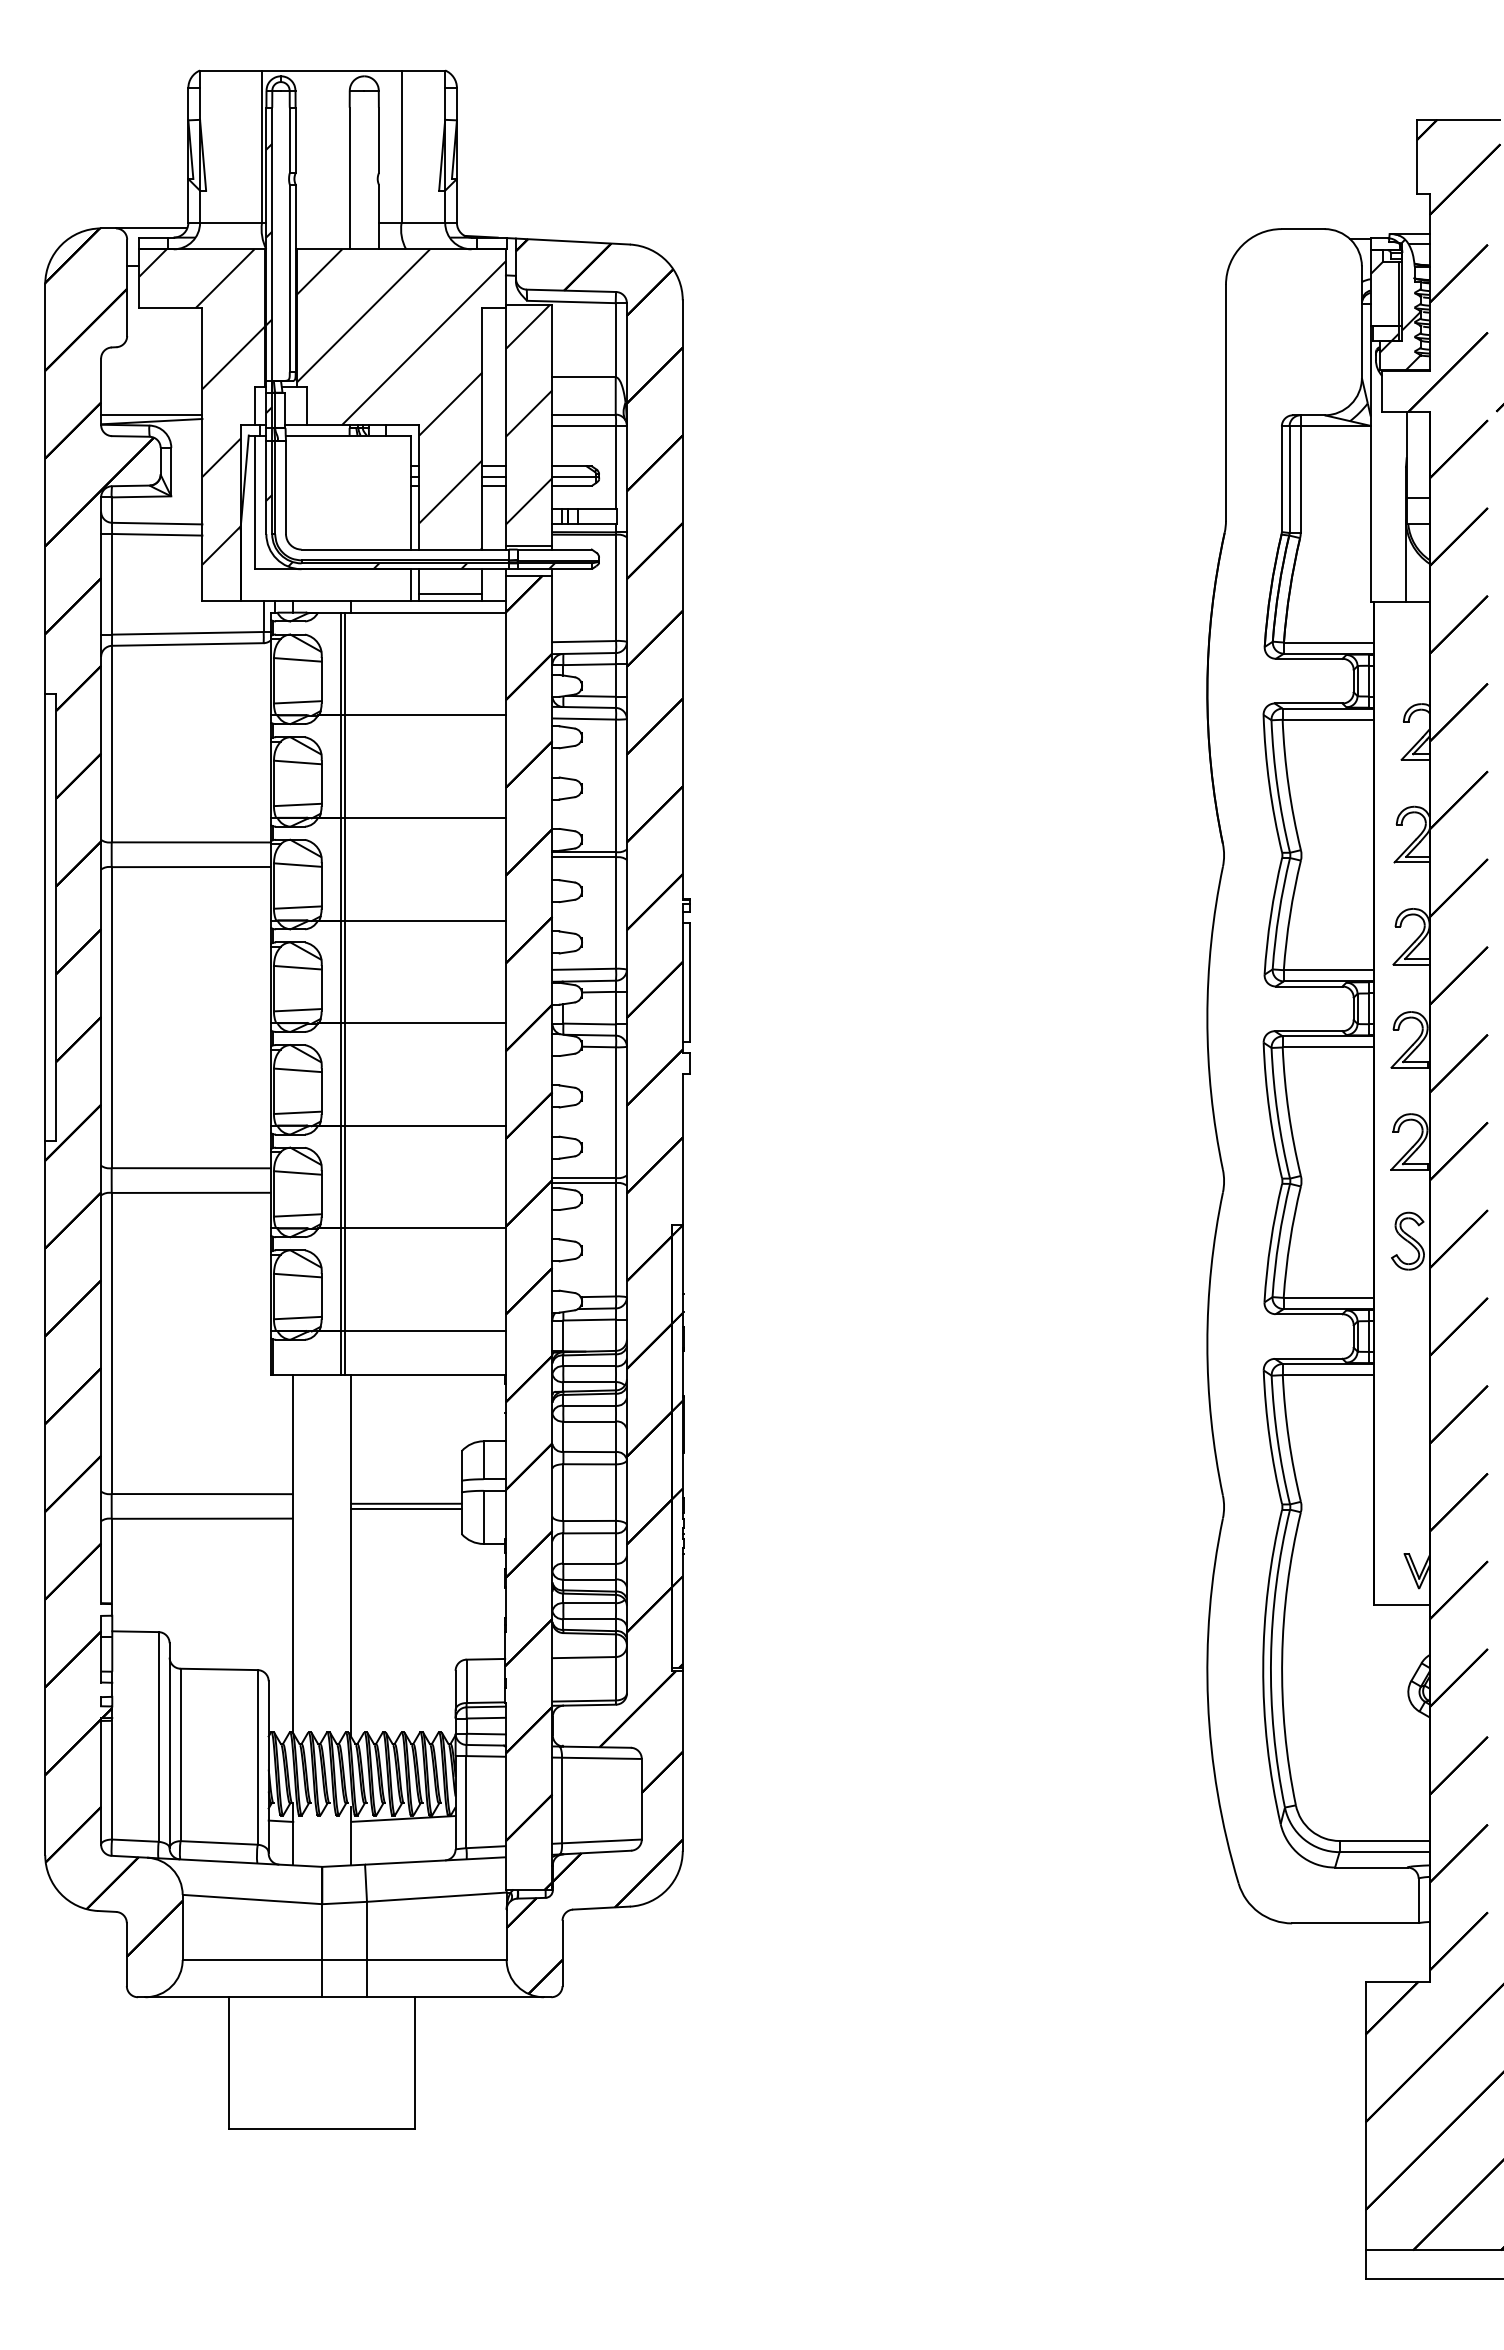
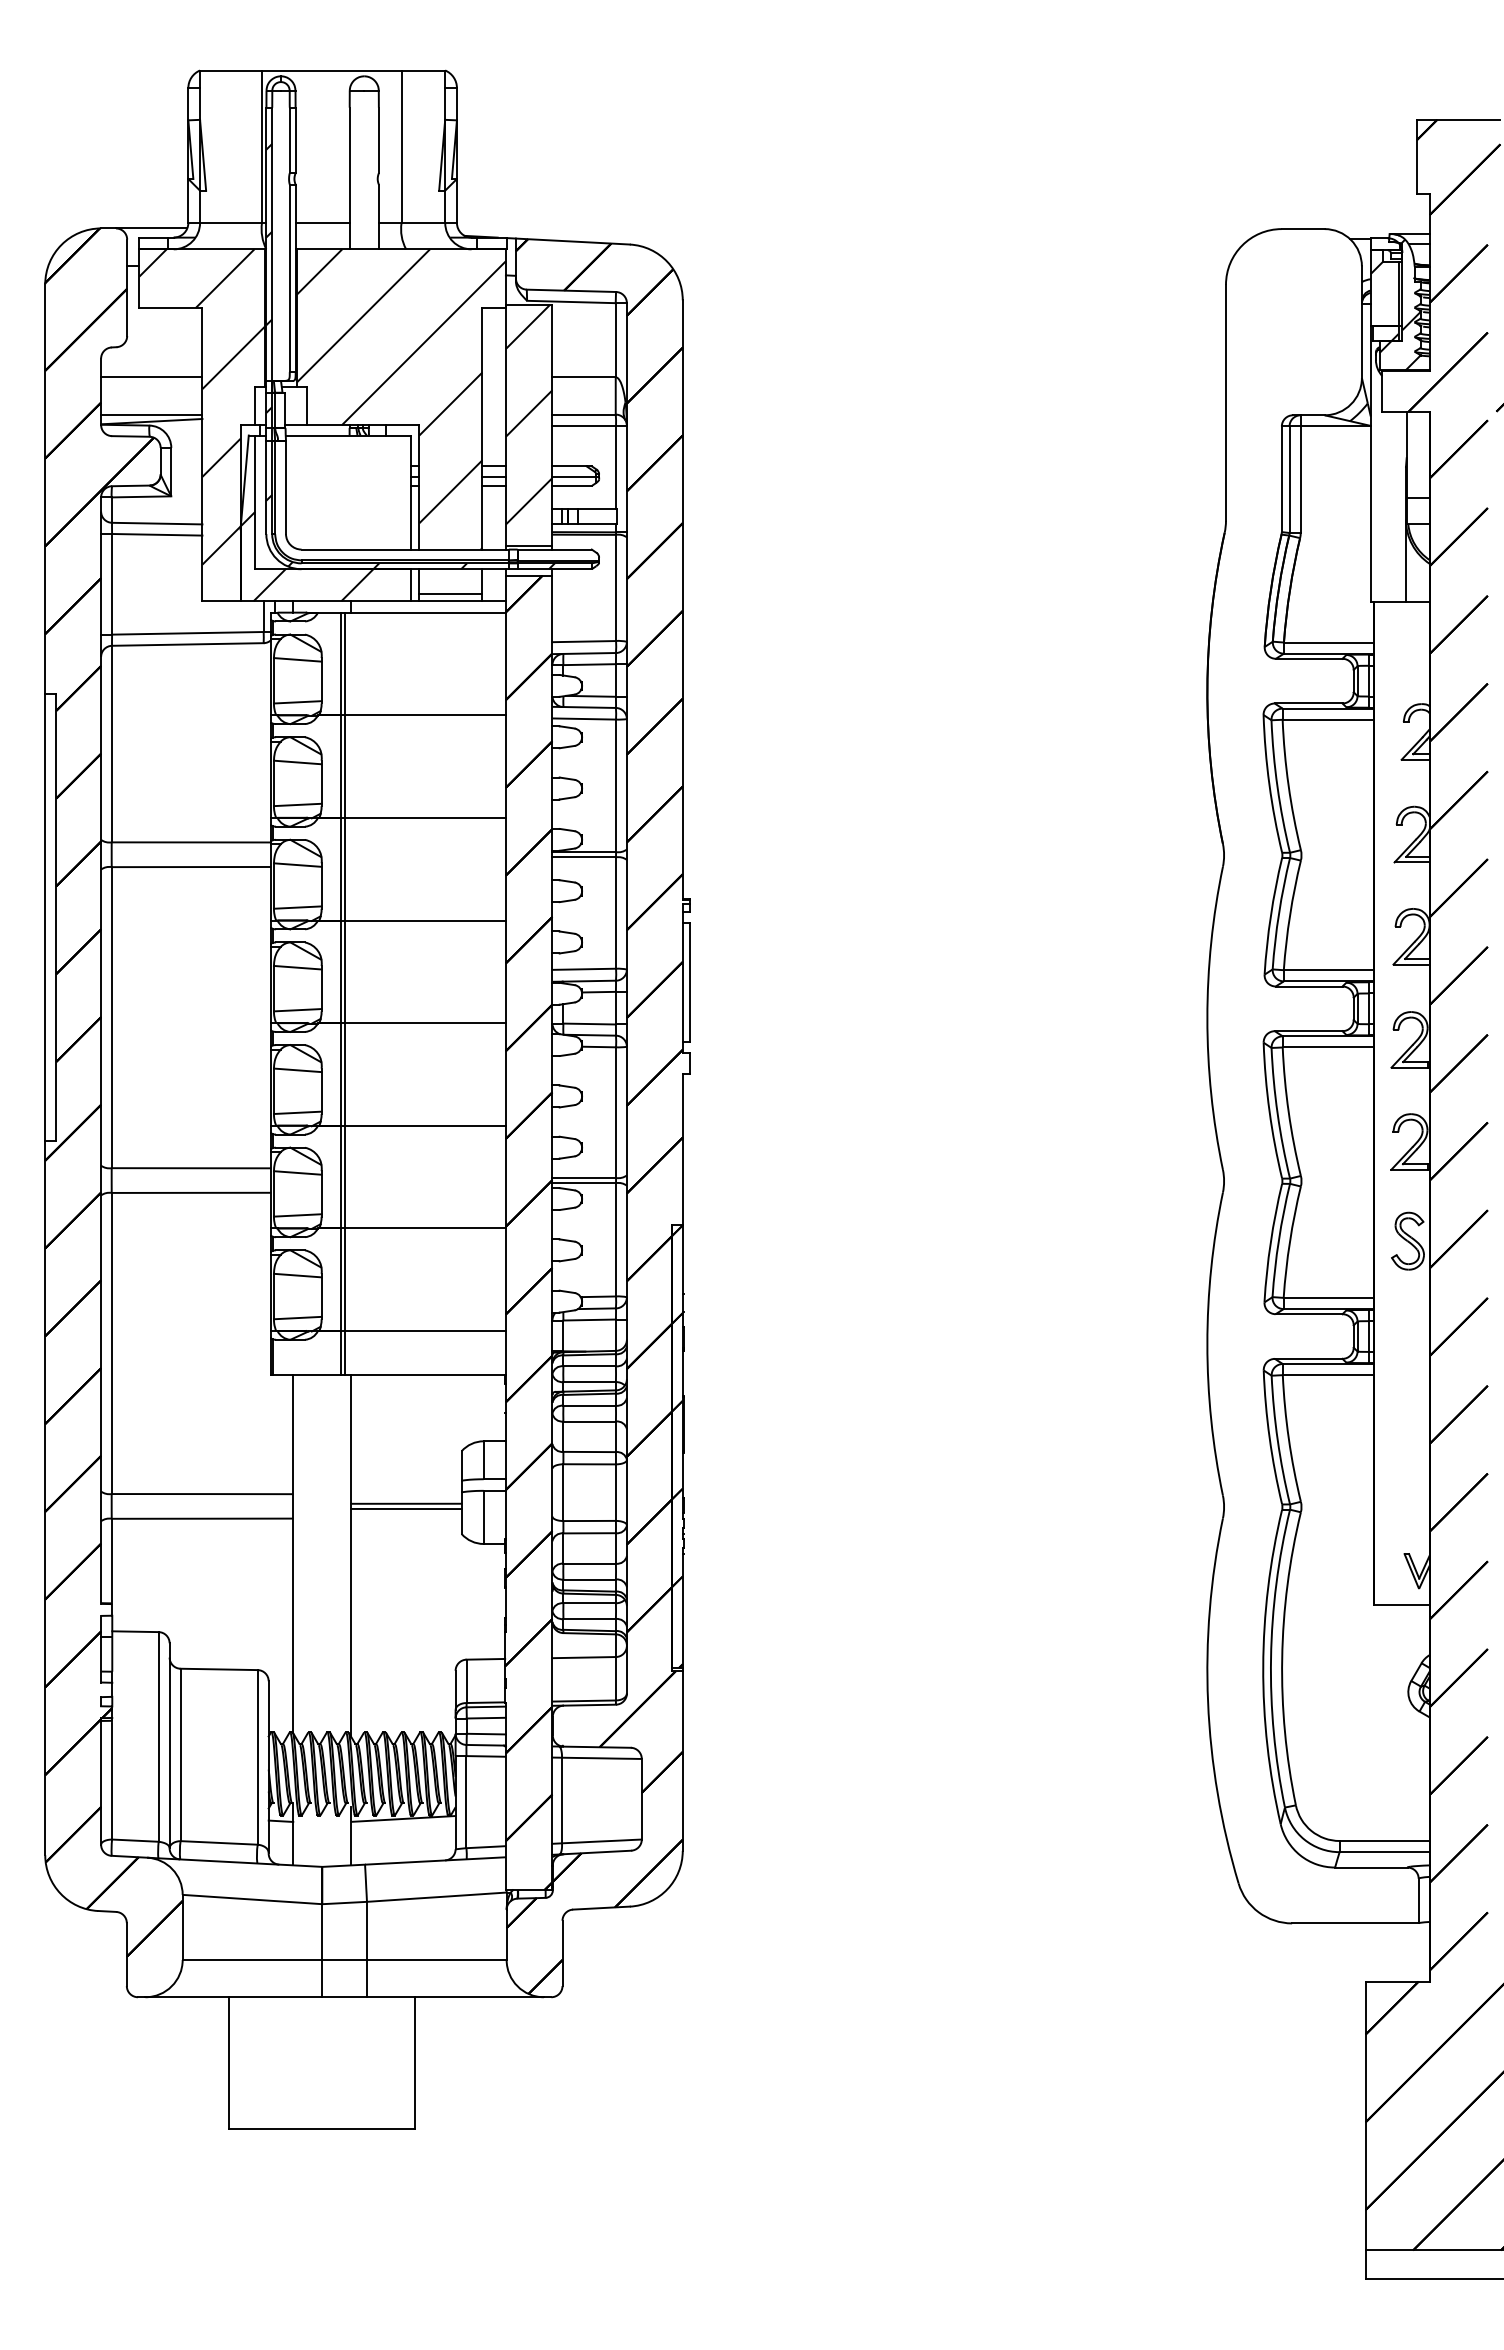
line: none -> present (322, 222)
line: none -> present (151, 377)
hatch: none -> present (307, 556)
